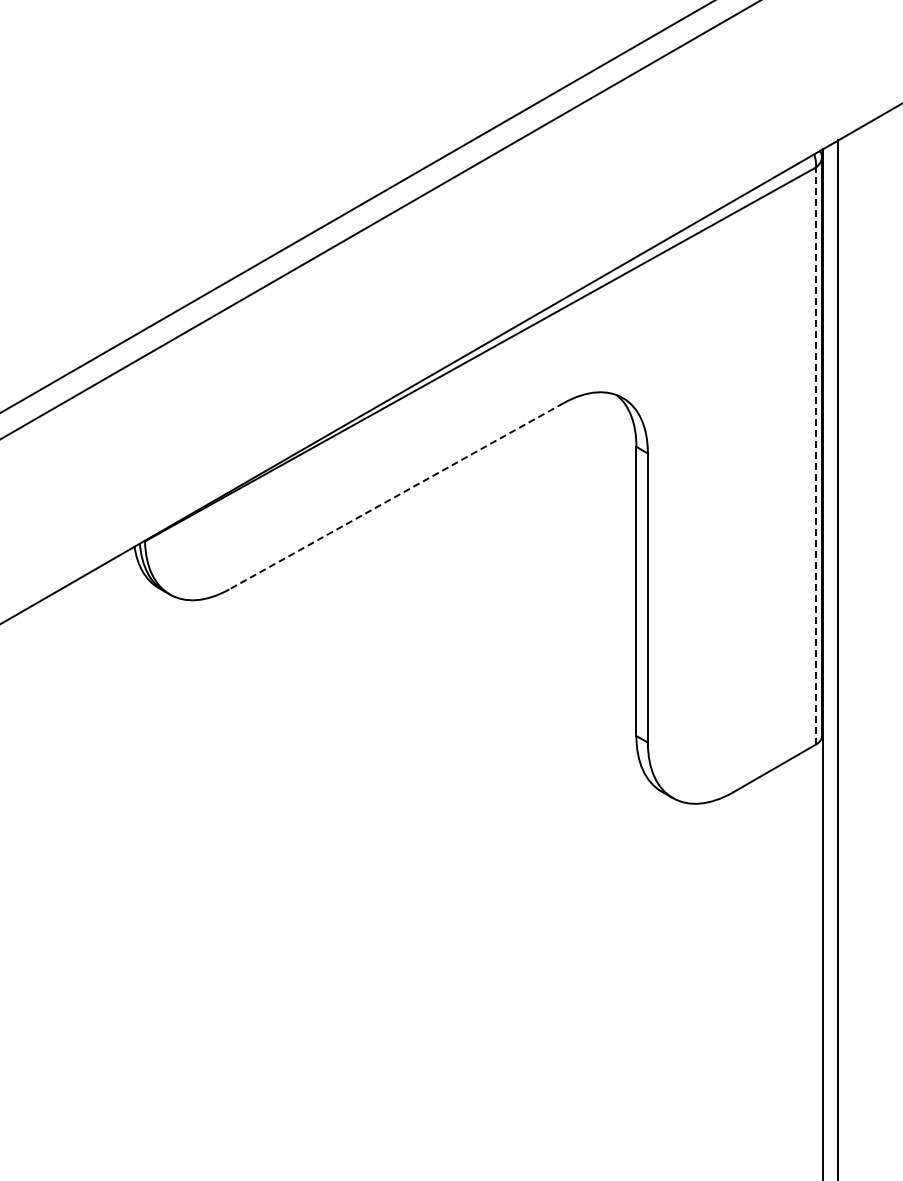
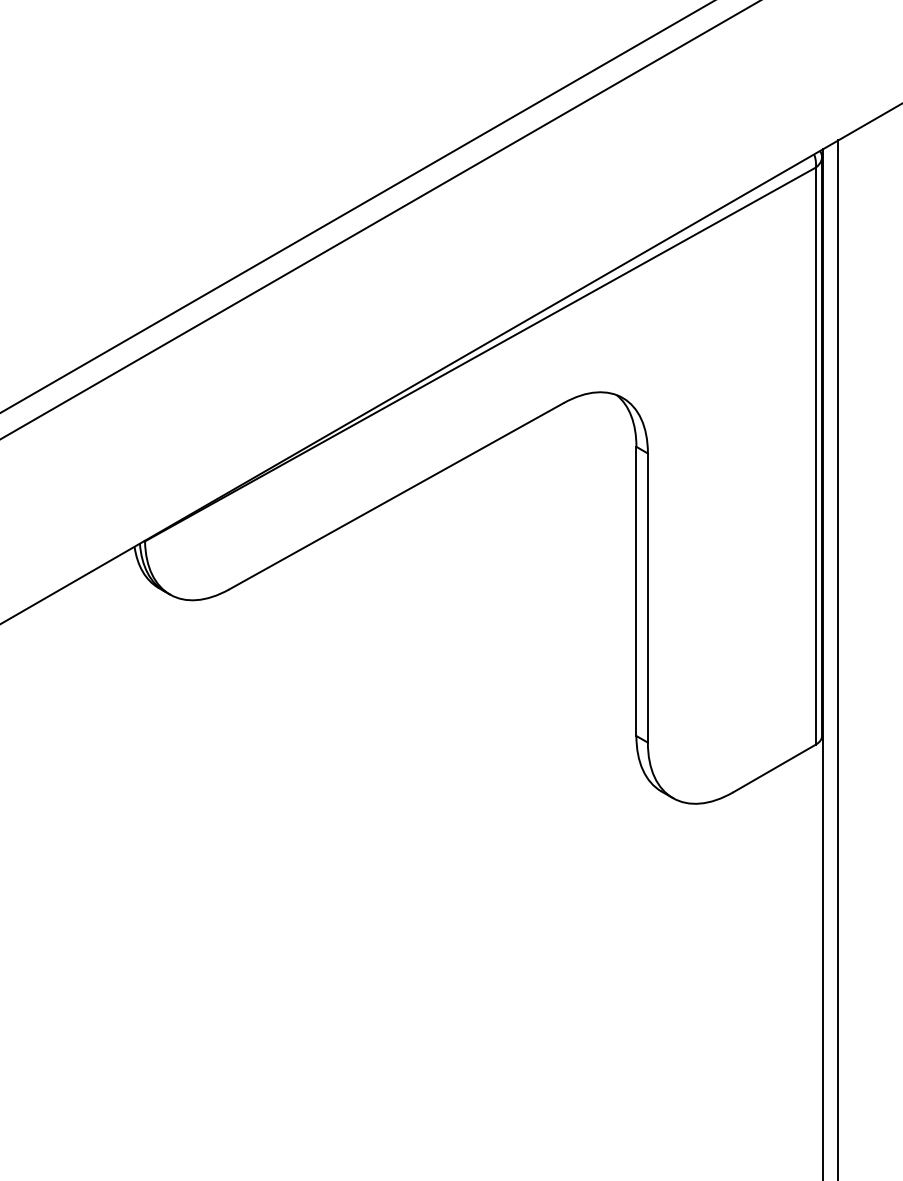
line: dashed -> solid (815, 456)
line: dashed -> solid (396, 496)
